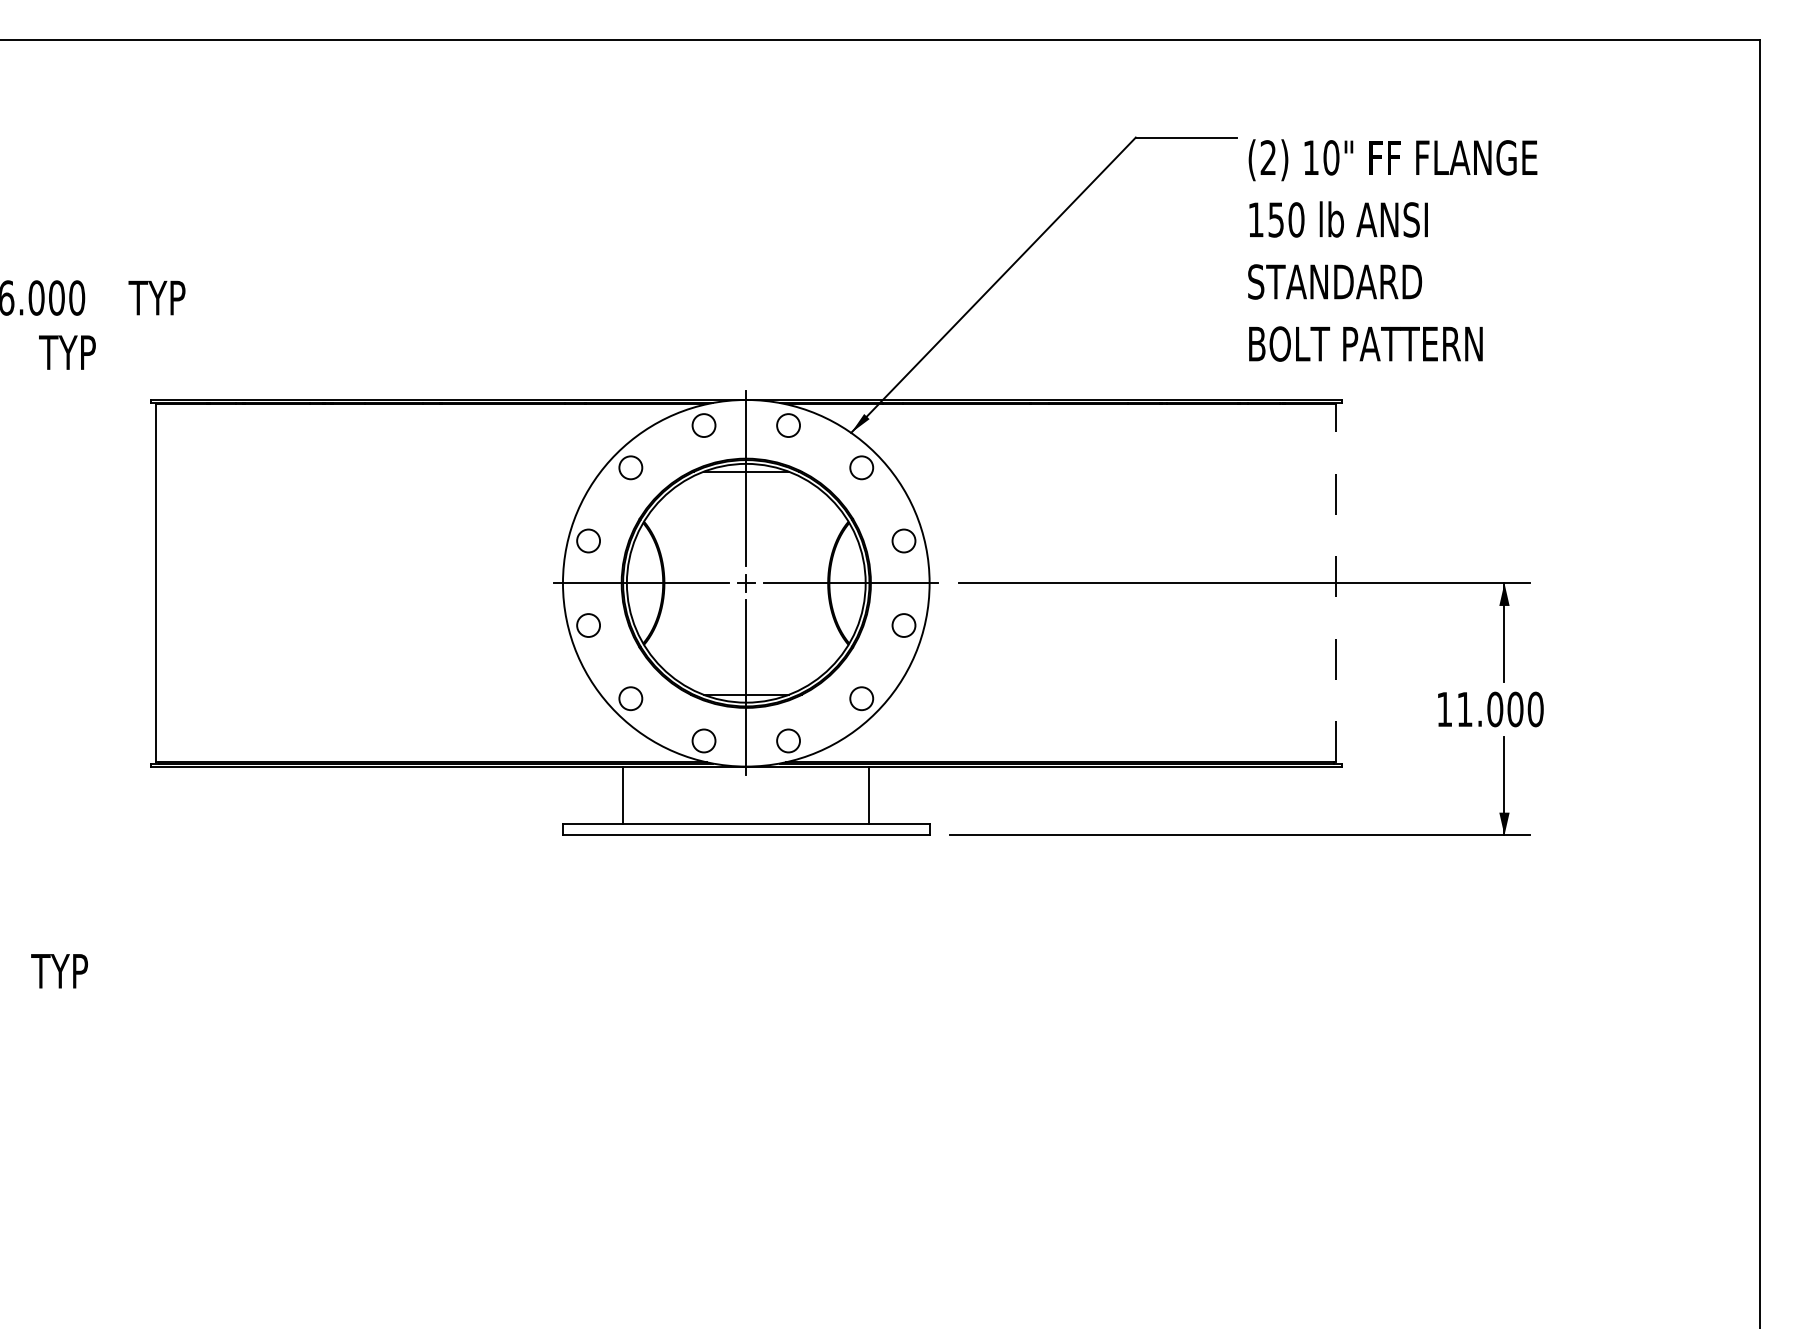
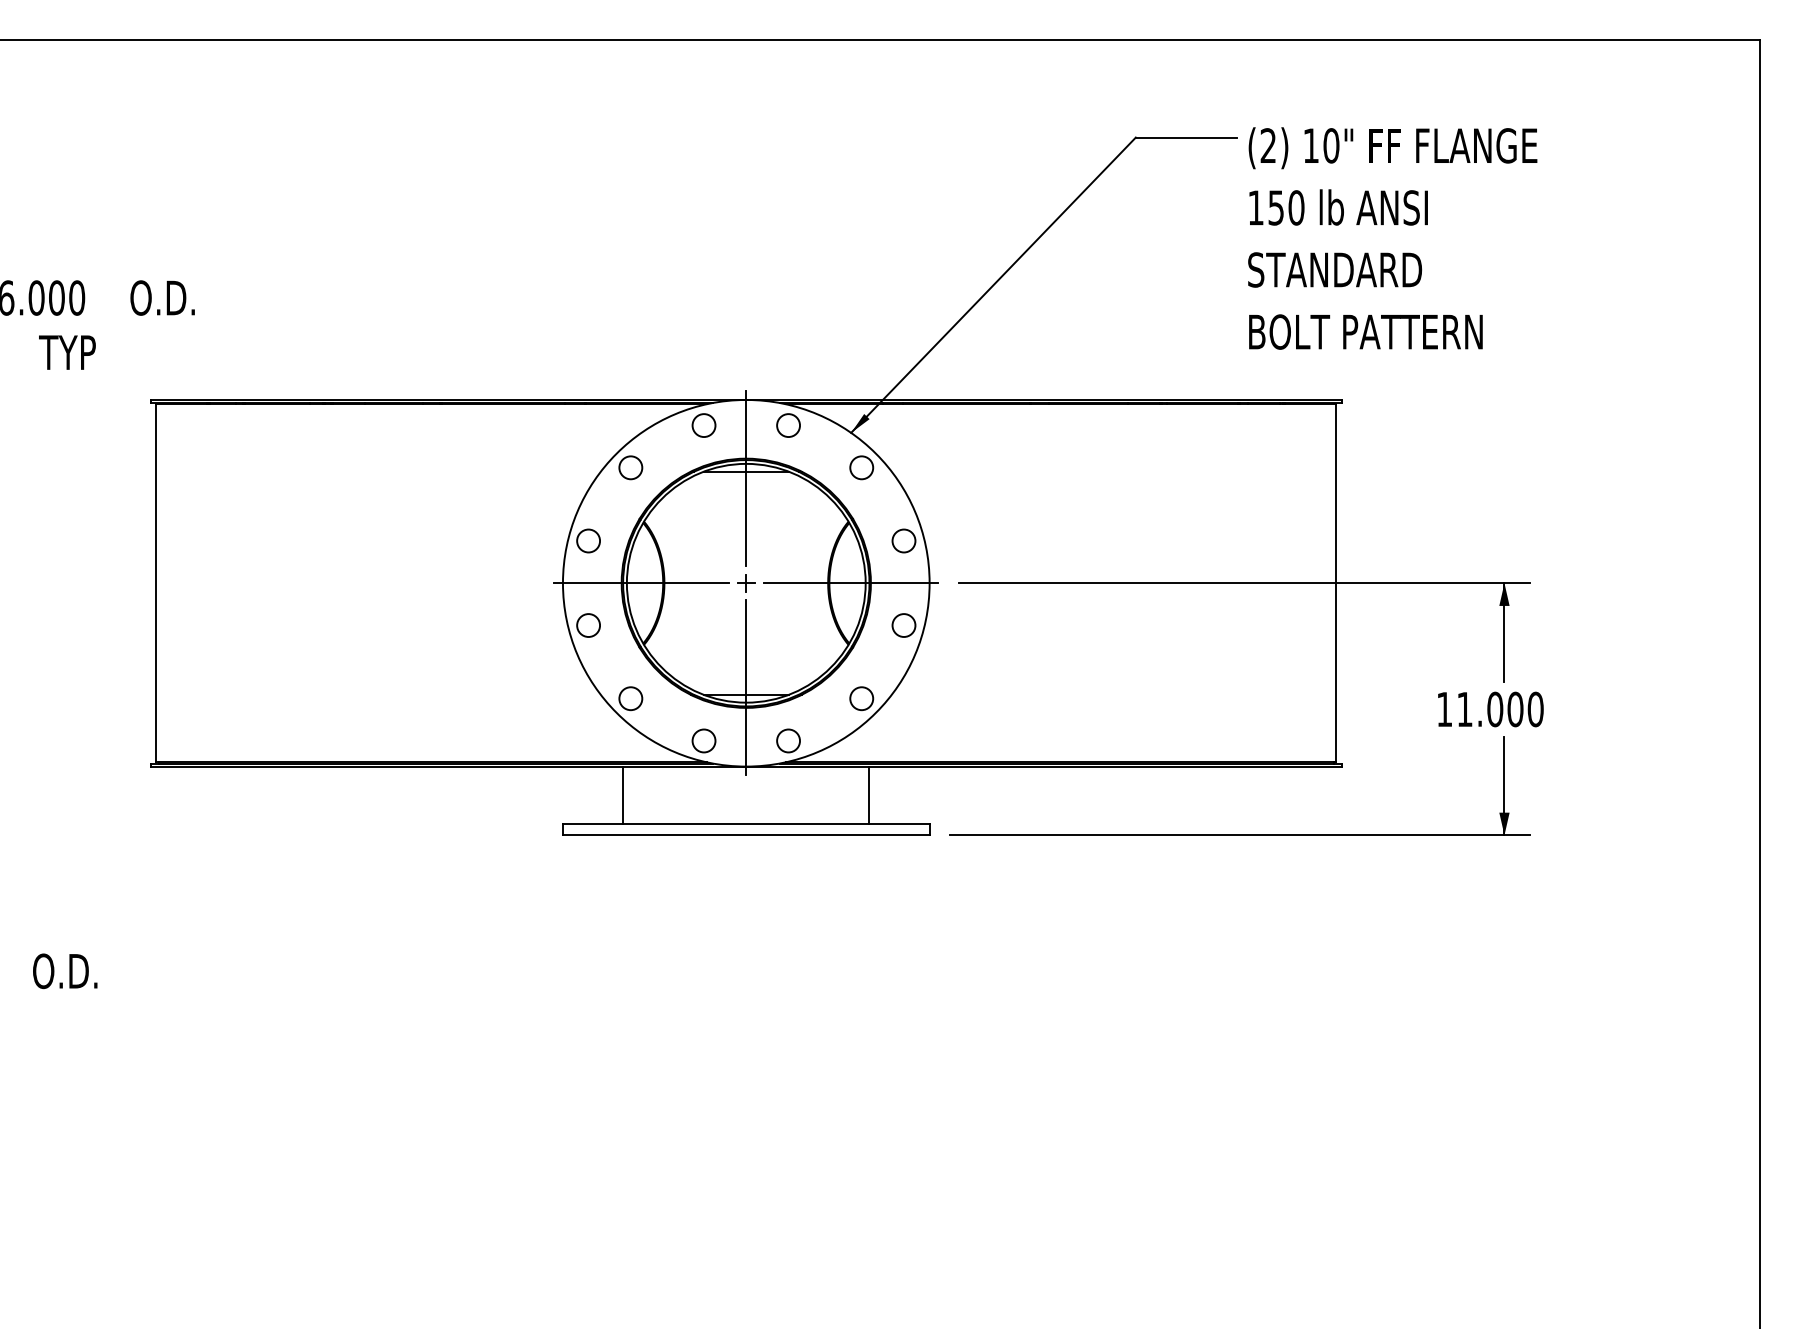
text position: (1392, 250) -> (1392, 238) (1392, 238)
text: TYP -> O.D. (161, 297)
line: dashed -> solid (1336, 582)
text: TYP -> O.D. (64, 971)
